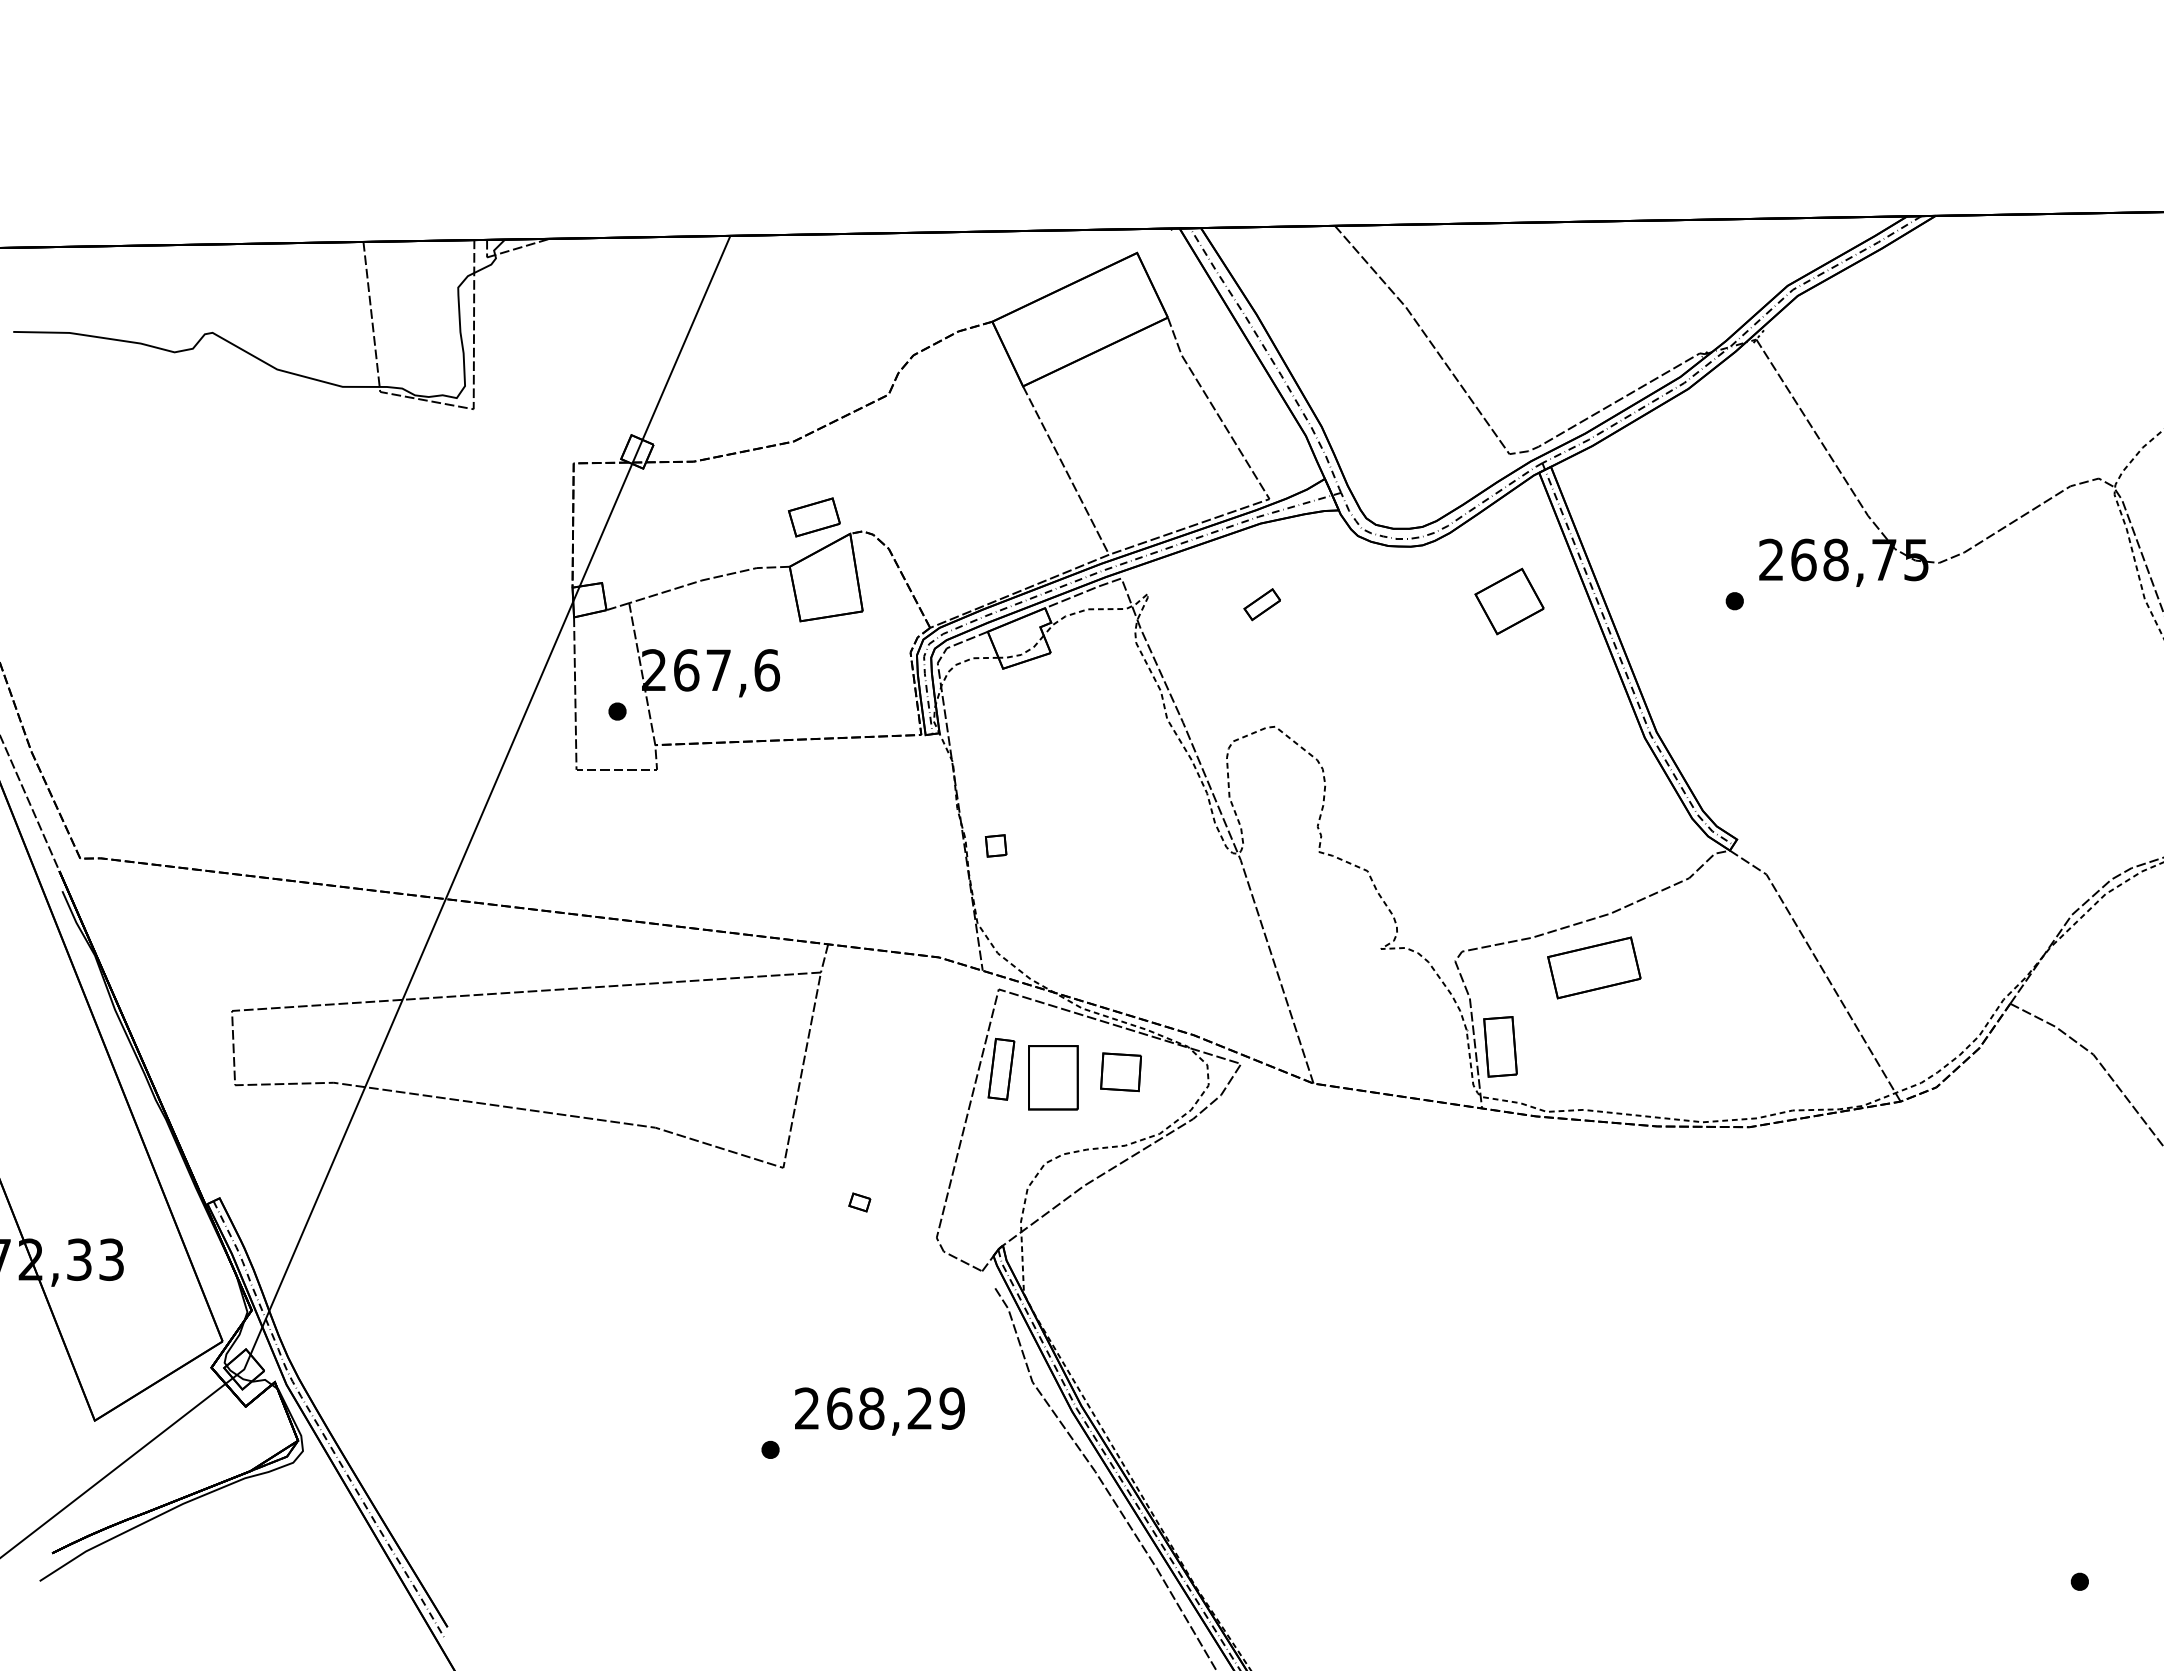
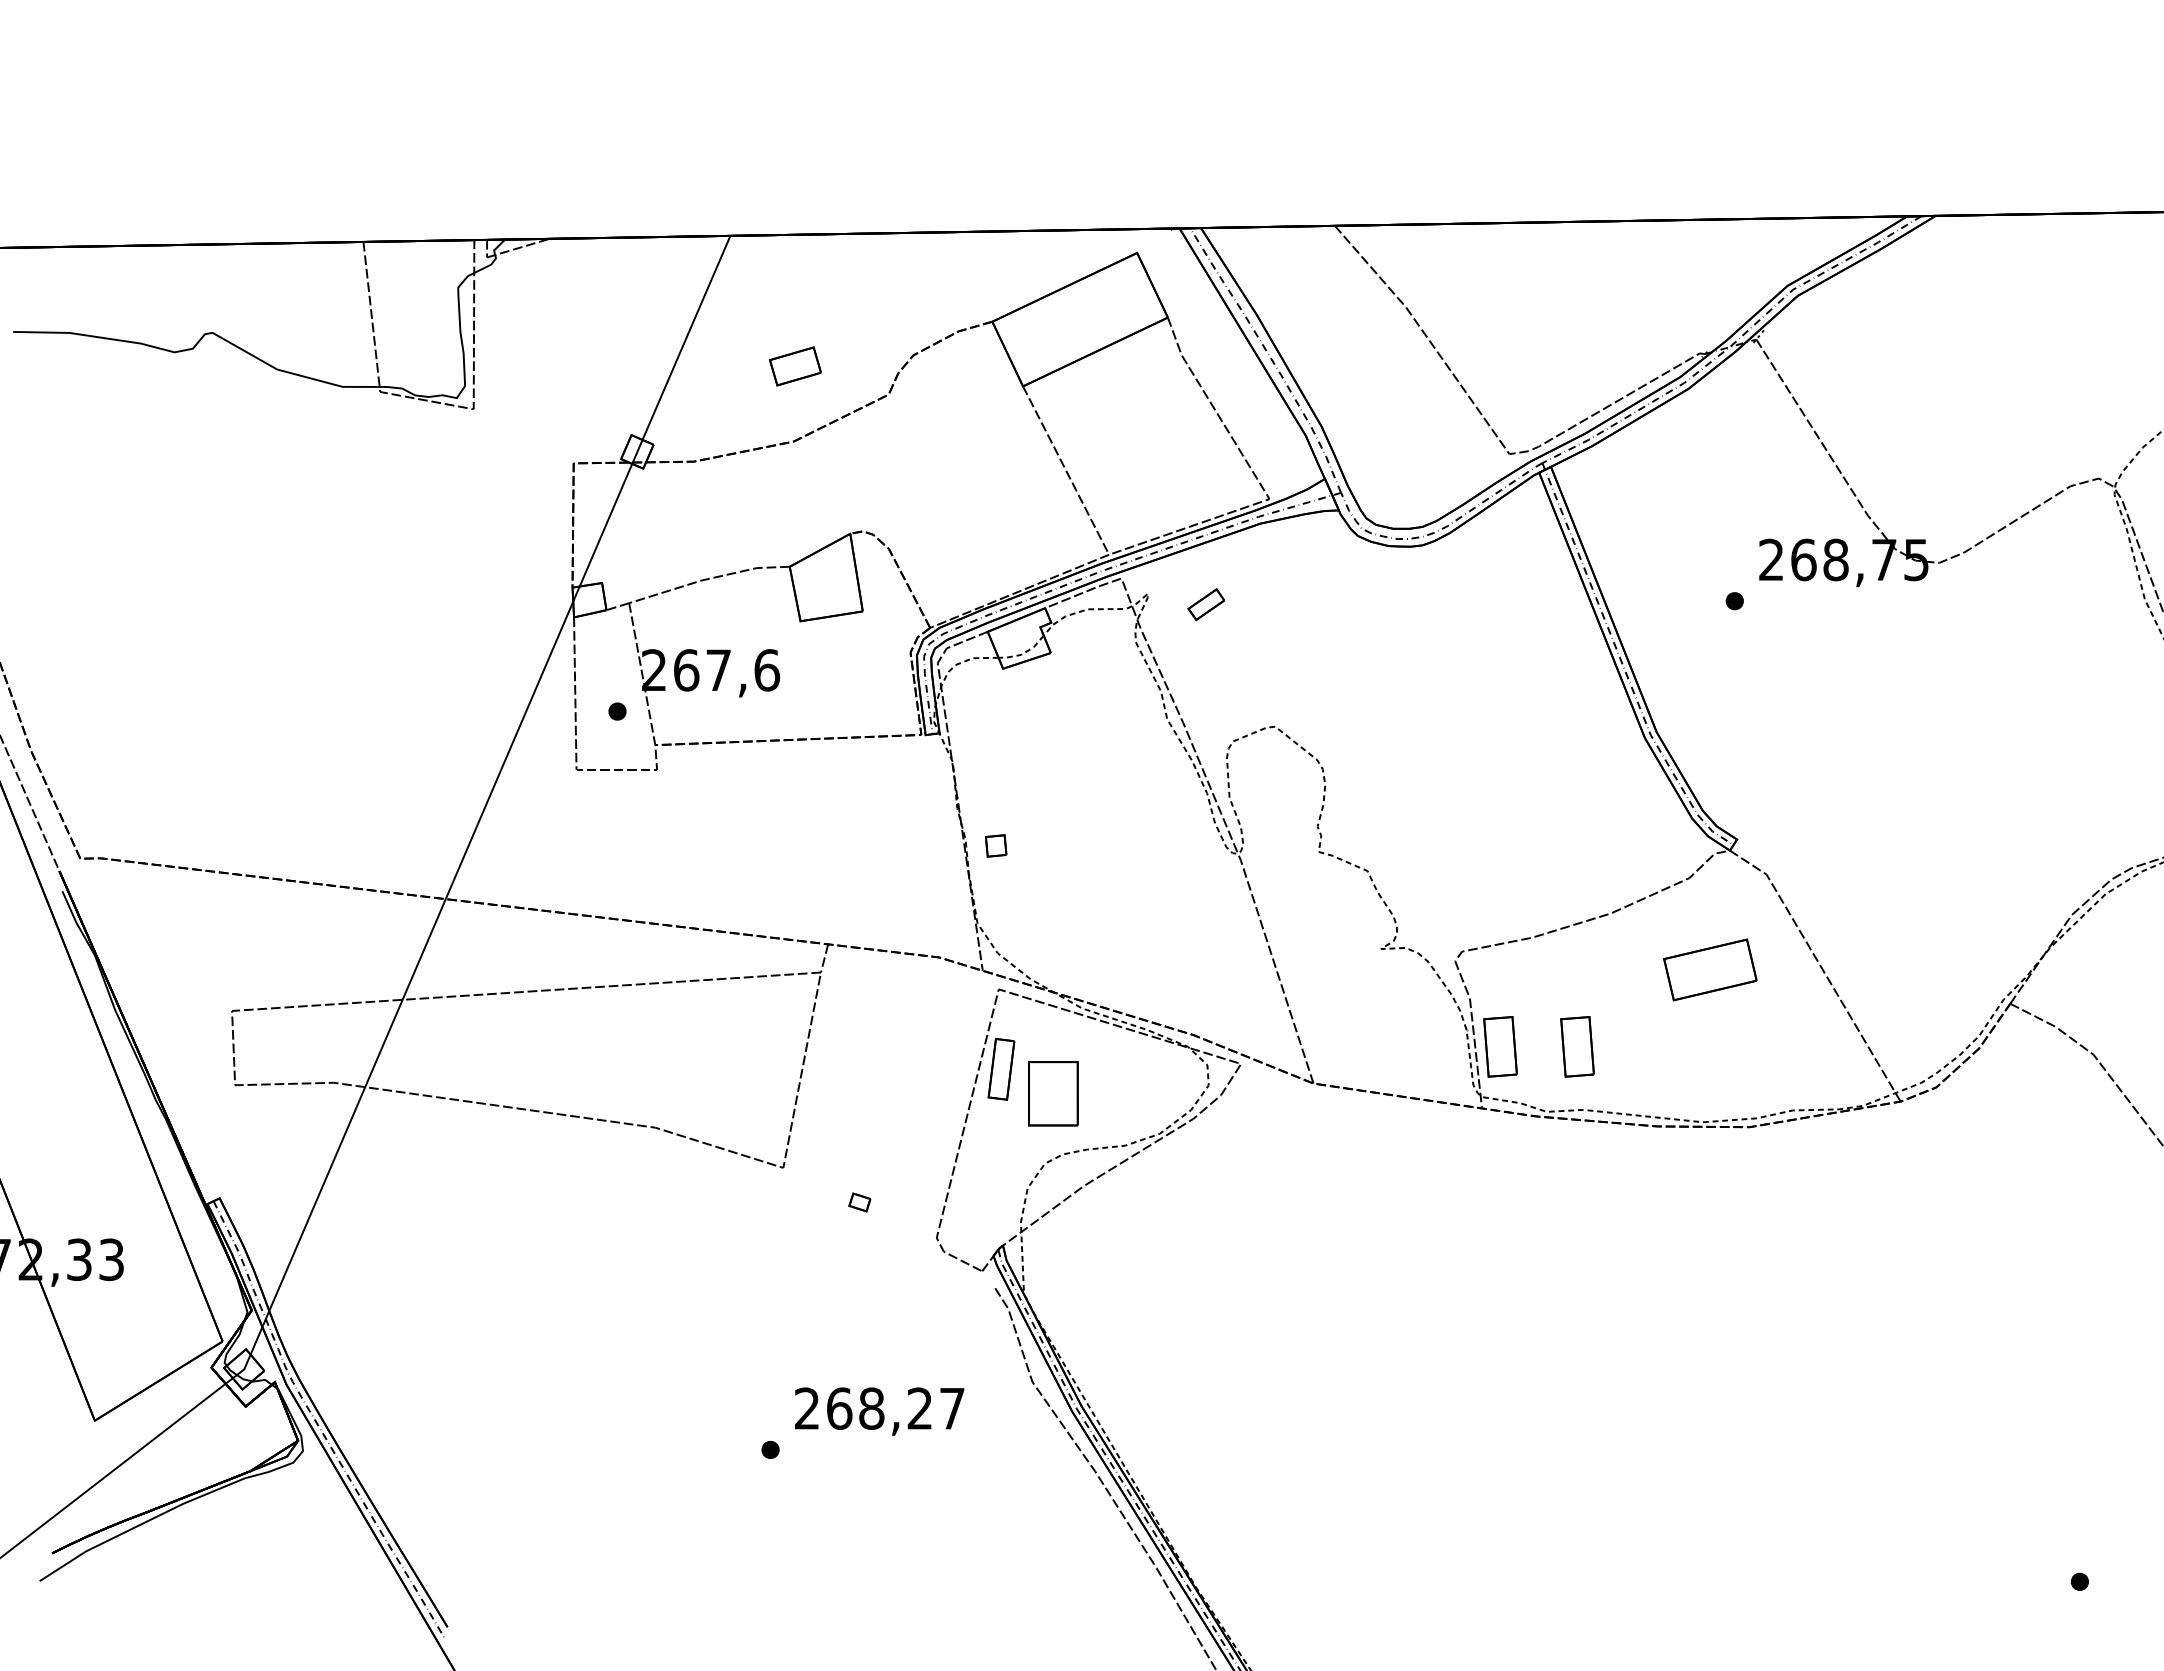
part position: (813, 517) -> (794, 366) (794, 366)
part: present -> none (1509, 601)
part position: (1261, 604) -> (1205, 604) (1205, 604)
part position: (1594, 967) -> (1710, 969) (1710, 969)
part: none -> present (1577, 1046)
part: present -> none (1120, 1072)
part position: (1053, 1077) -> (1053, 1093) (1053, 1093)
text: 268,29 -> 268,27 (951, 1408)
